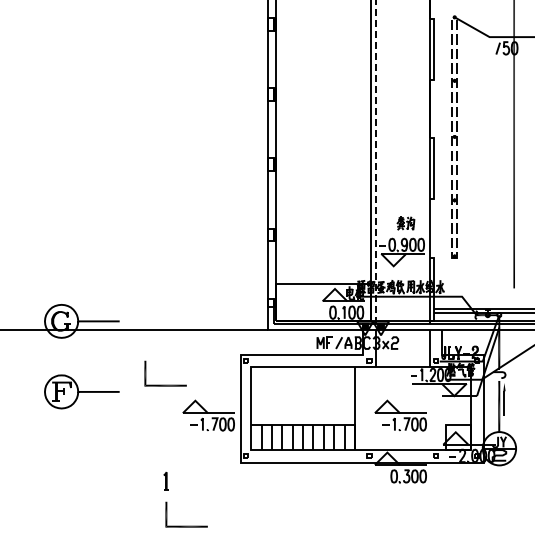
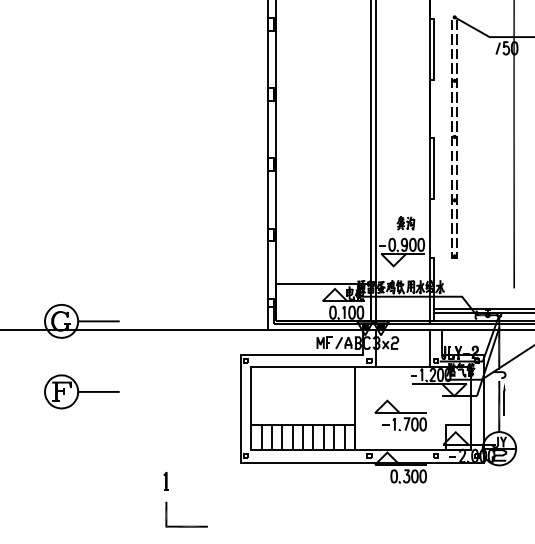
line: dashed -> solid (375, 162)
part: present -> none (165, 384)
part: present -> none (208, 415)
